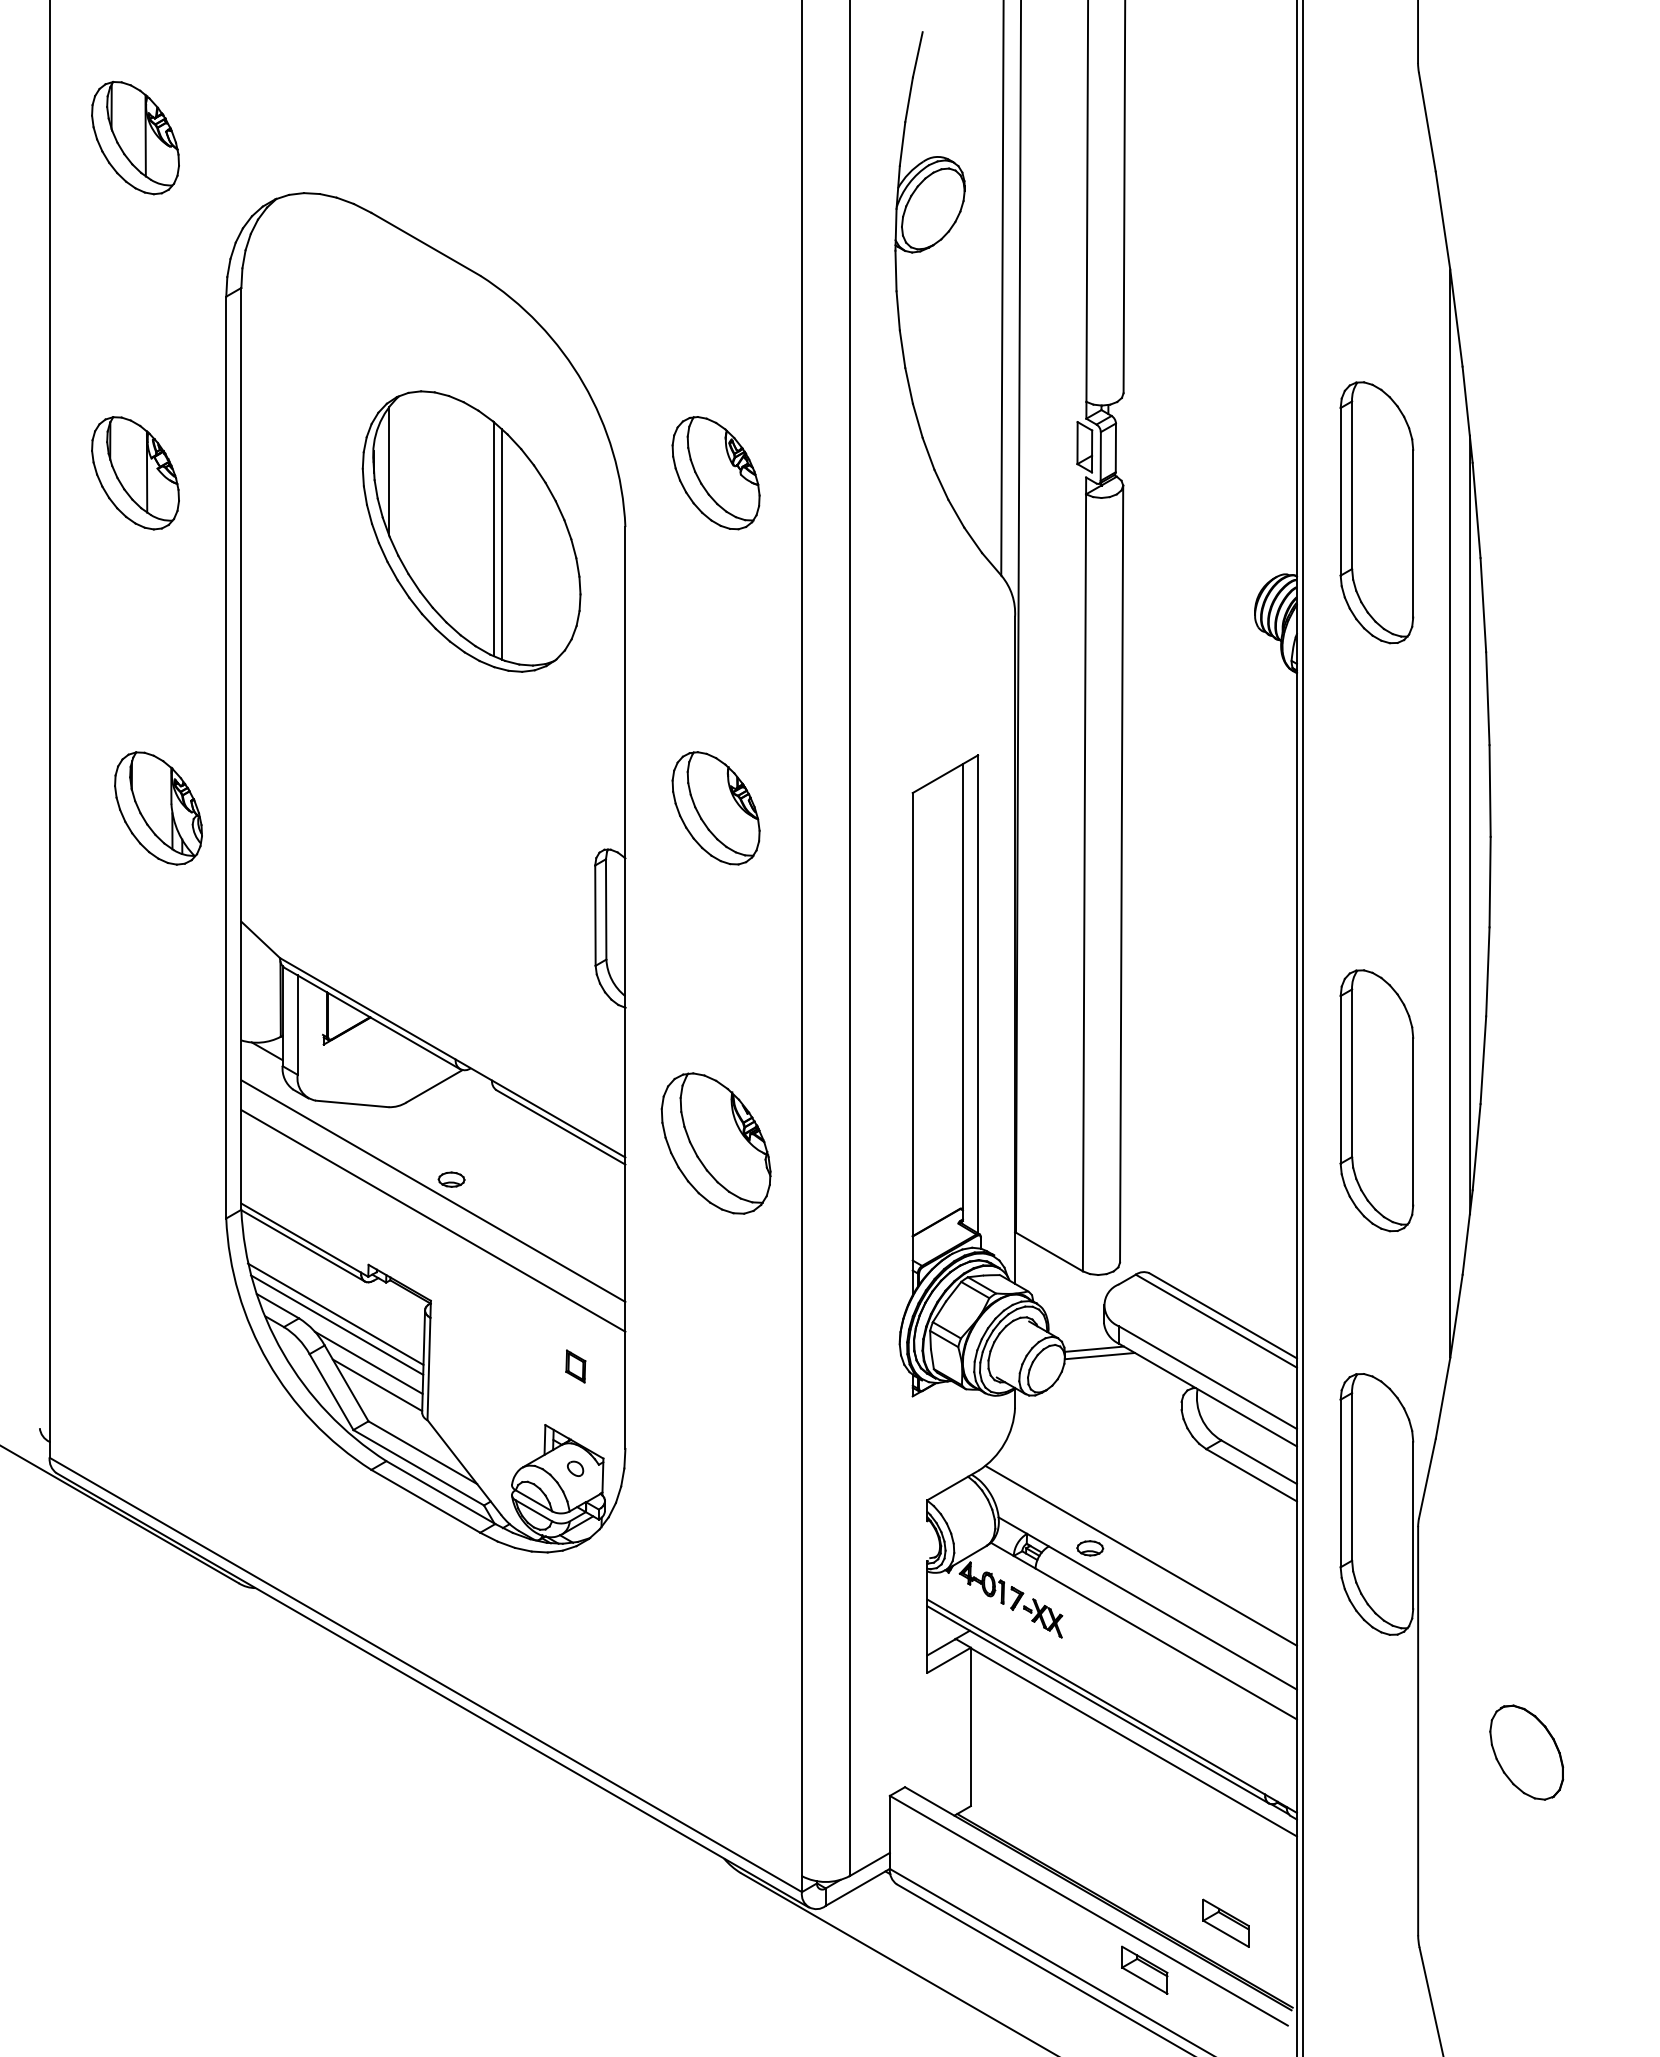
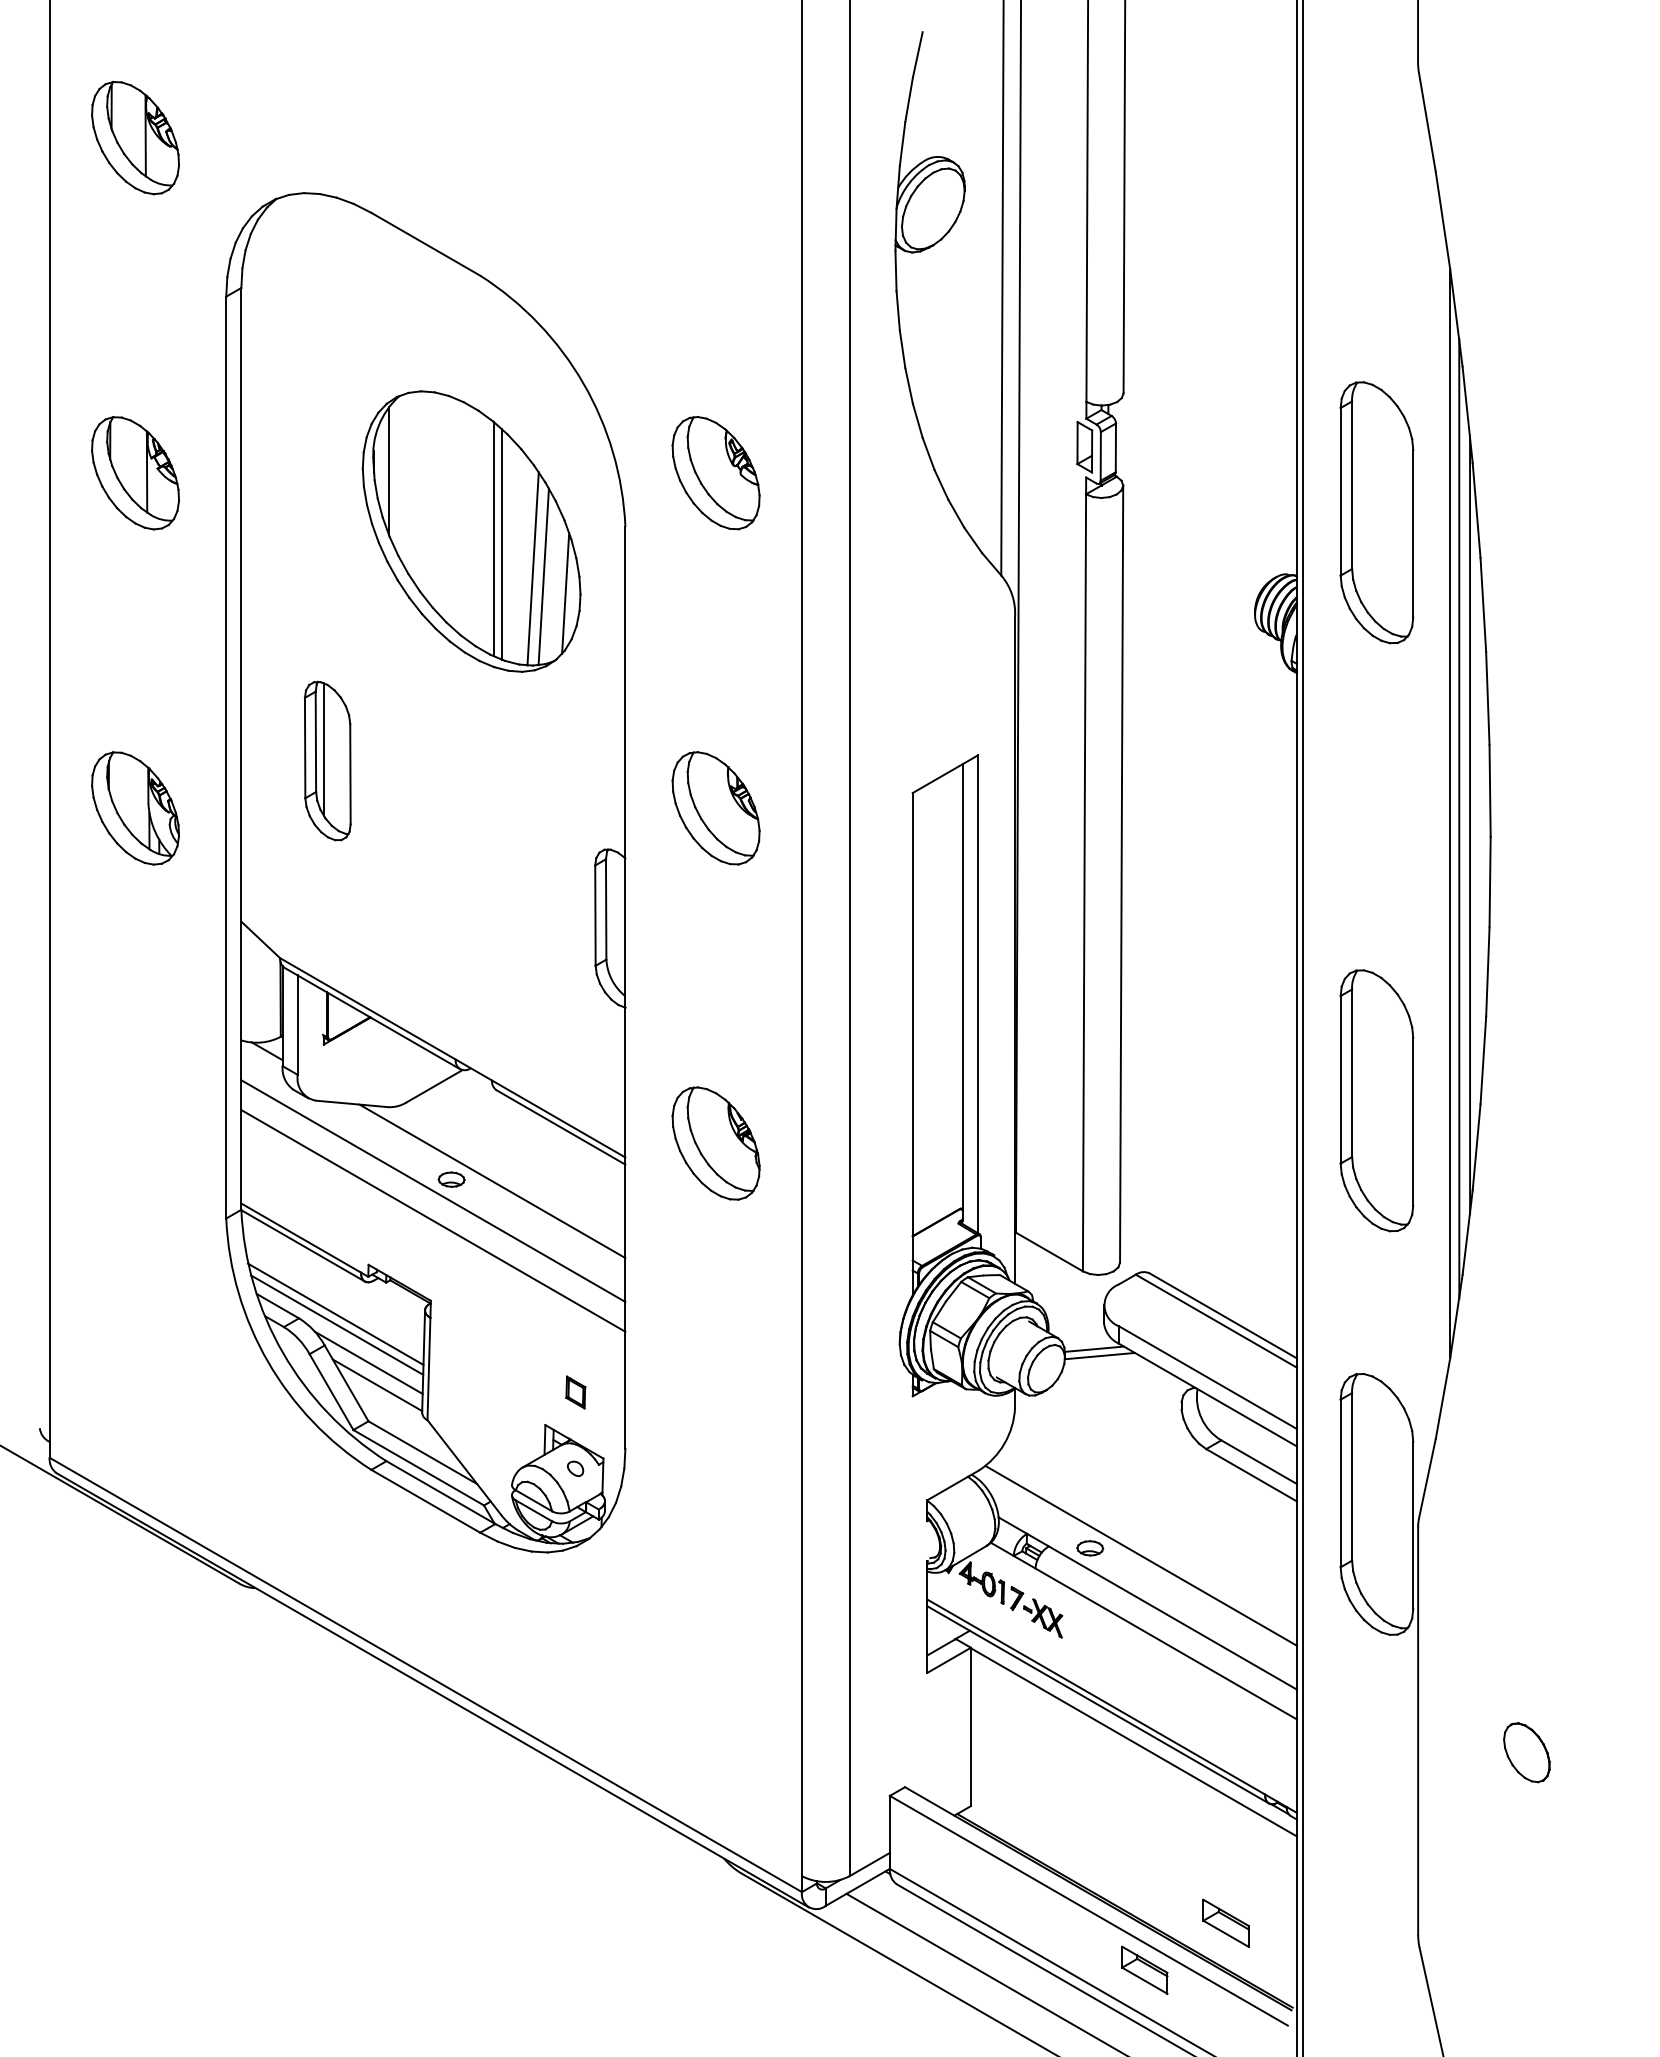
line: none -> present (532, 568)
line: none -> present (543, 576)
line: none -> present (565, 592)
part: none -> present (327, 760)
part position: (158, 808) -> (135, 808) (135, 808)
line: none -> present (1459, 818)
part size: 112x143 px -> 90x115 px (715, 1143)
line: none -> present (492, 1181)
part position: (575, 1366) -> (575, 1392) (575, 1392)
part size: 76x97 px -> 48x62 px (1526, 1752)
line: none -> present (984, 1973)
